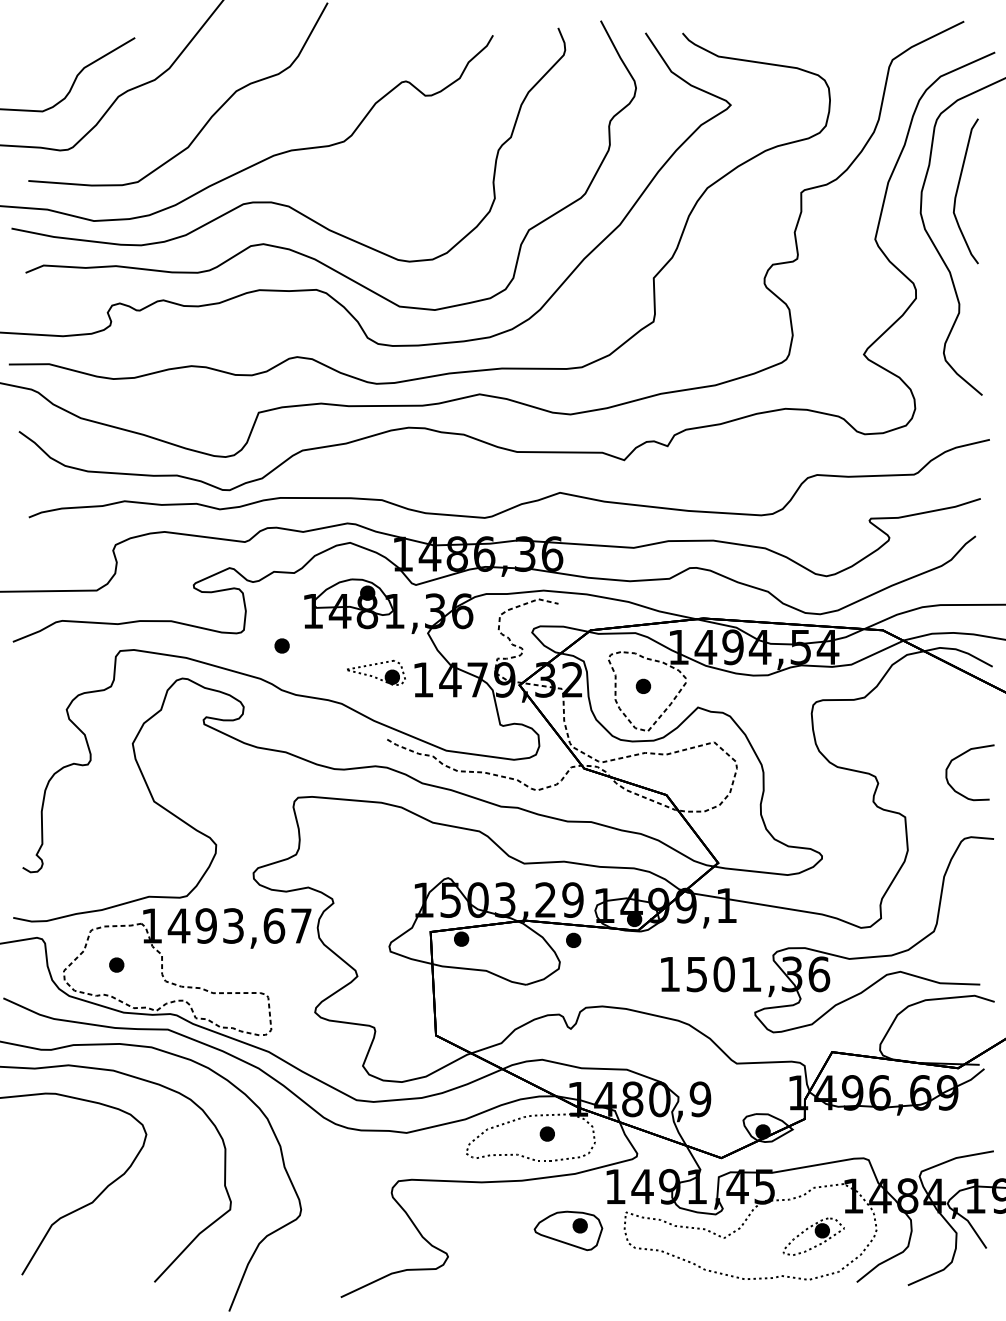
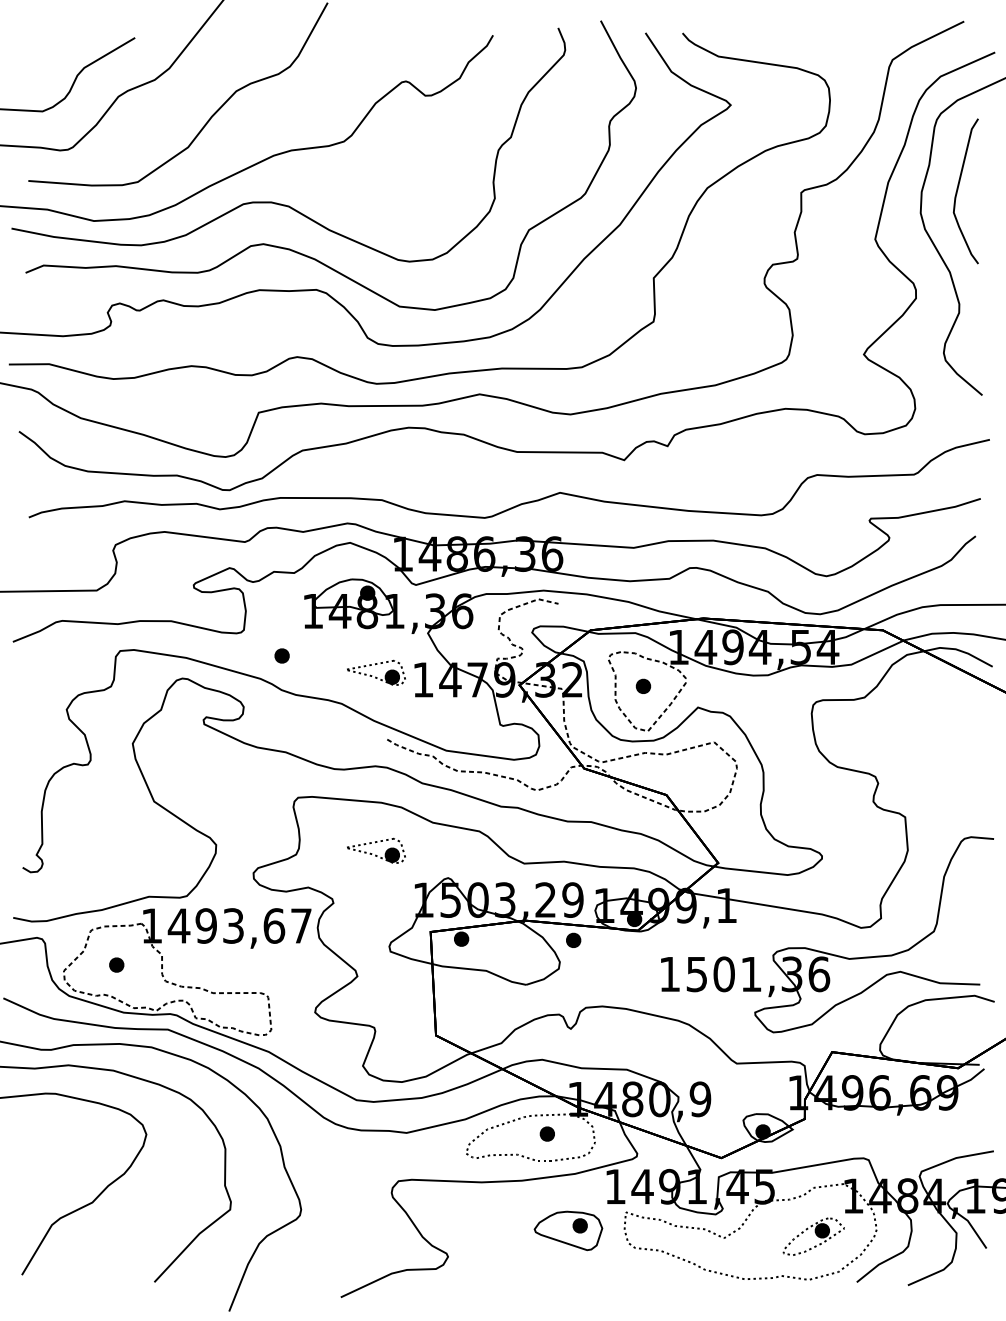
part position: (281, 645) -> (281, 655) (281, 655)
curve: present -> none (960, 756)
part: none -> present (376, 850)
